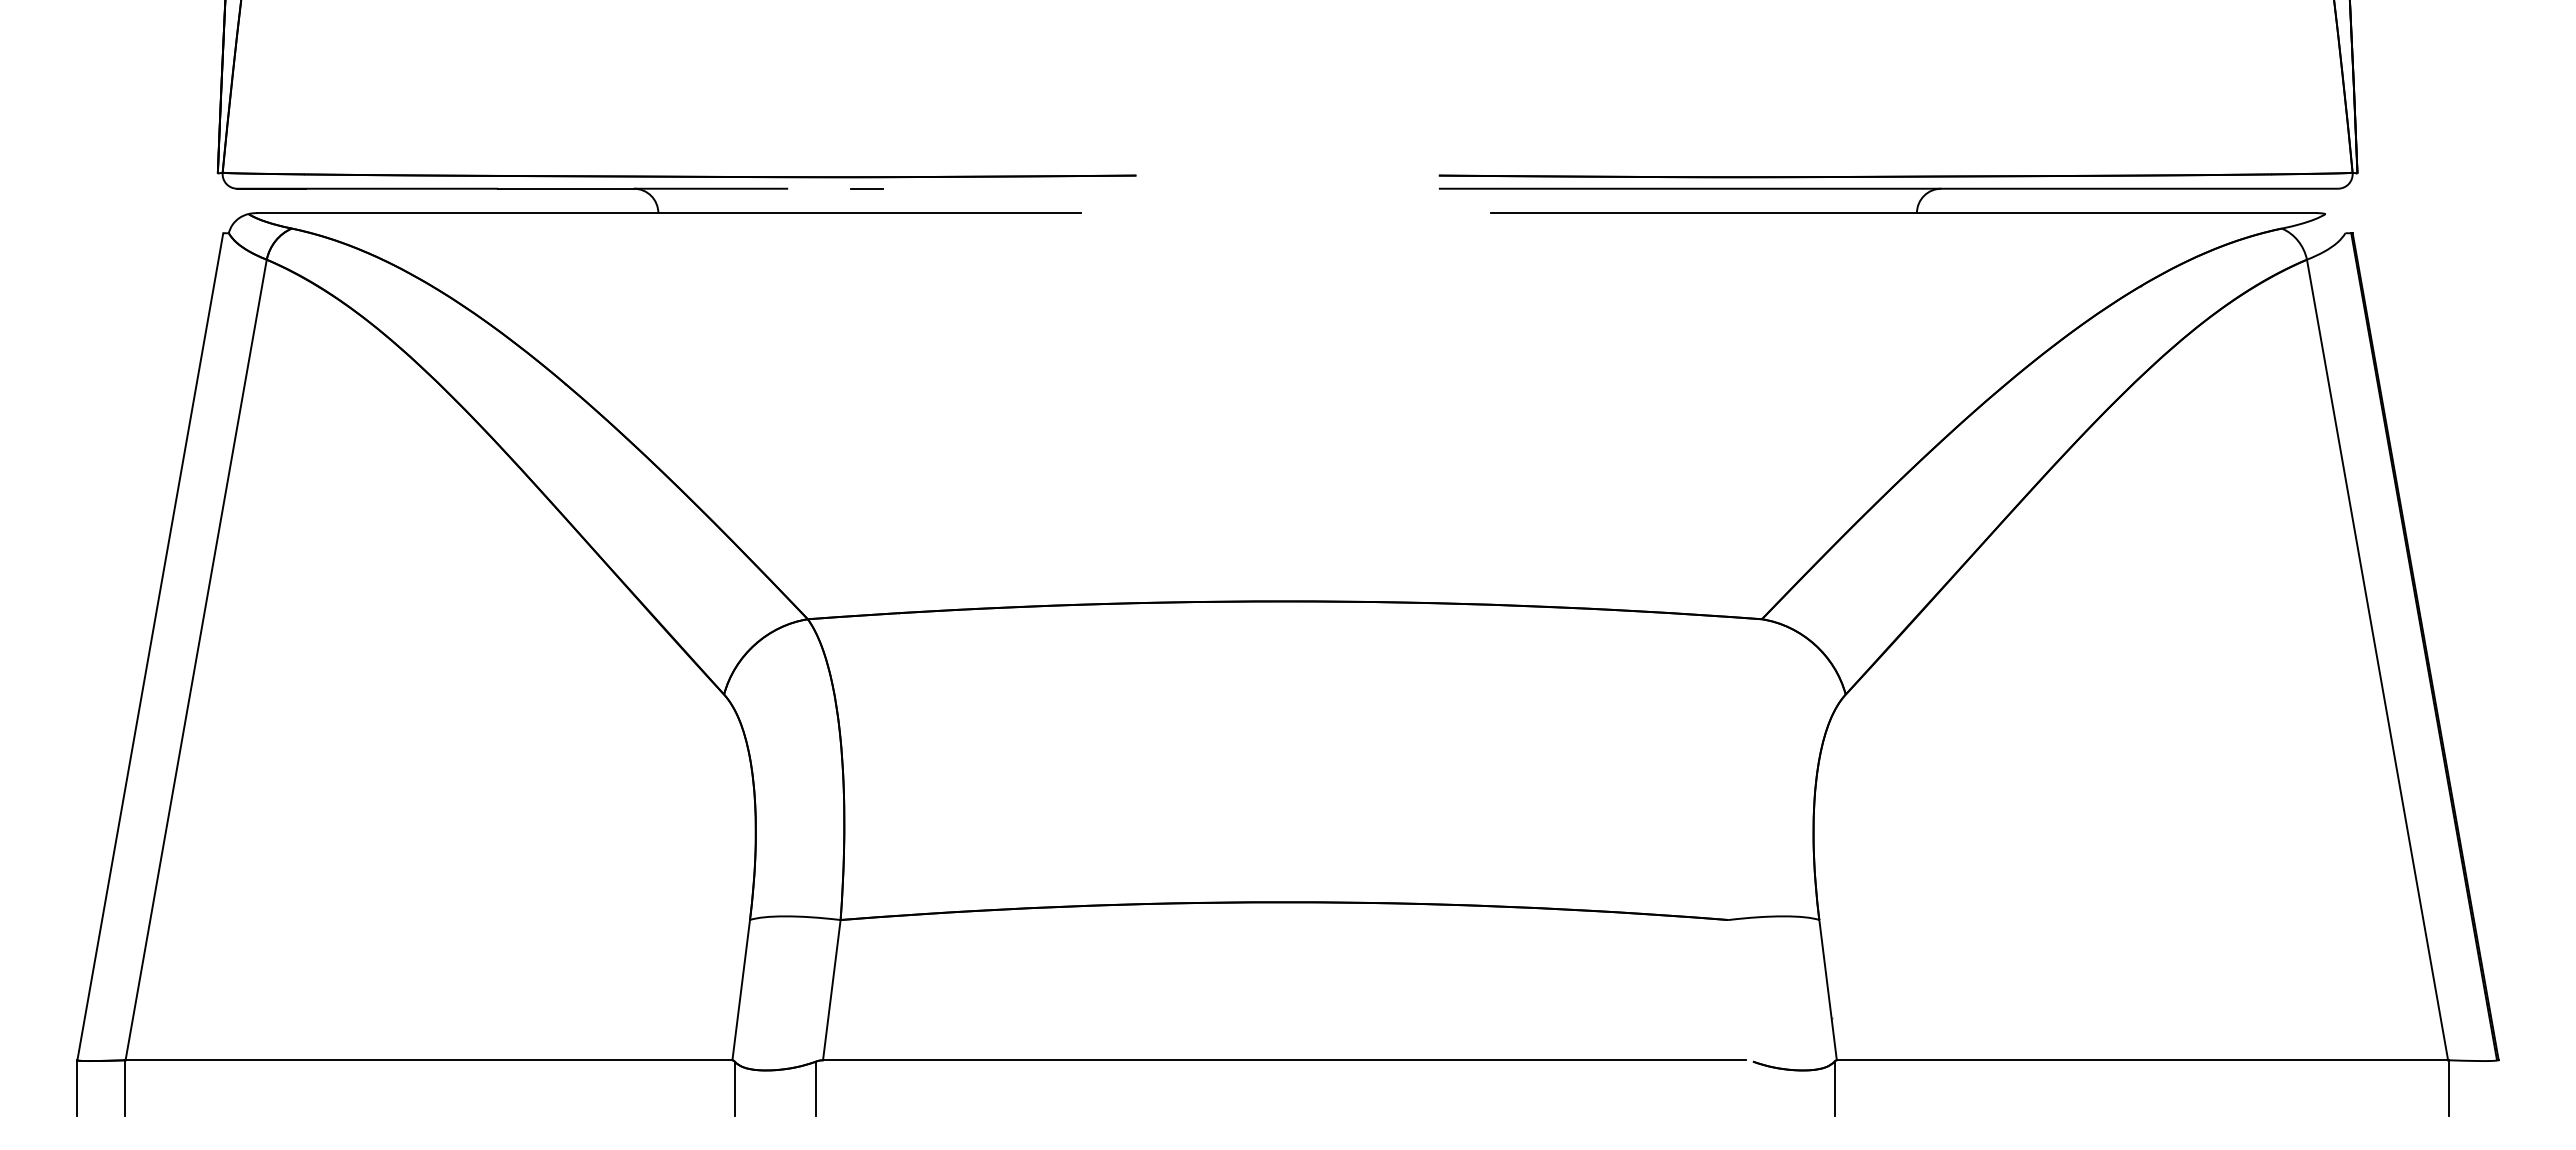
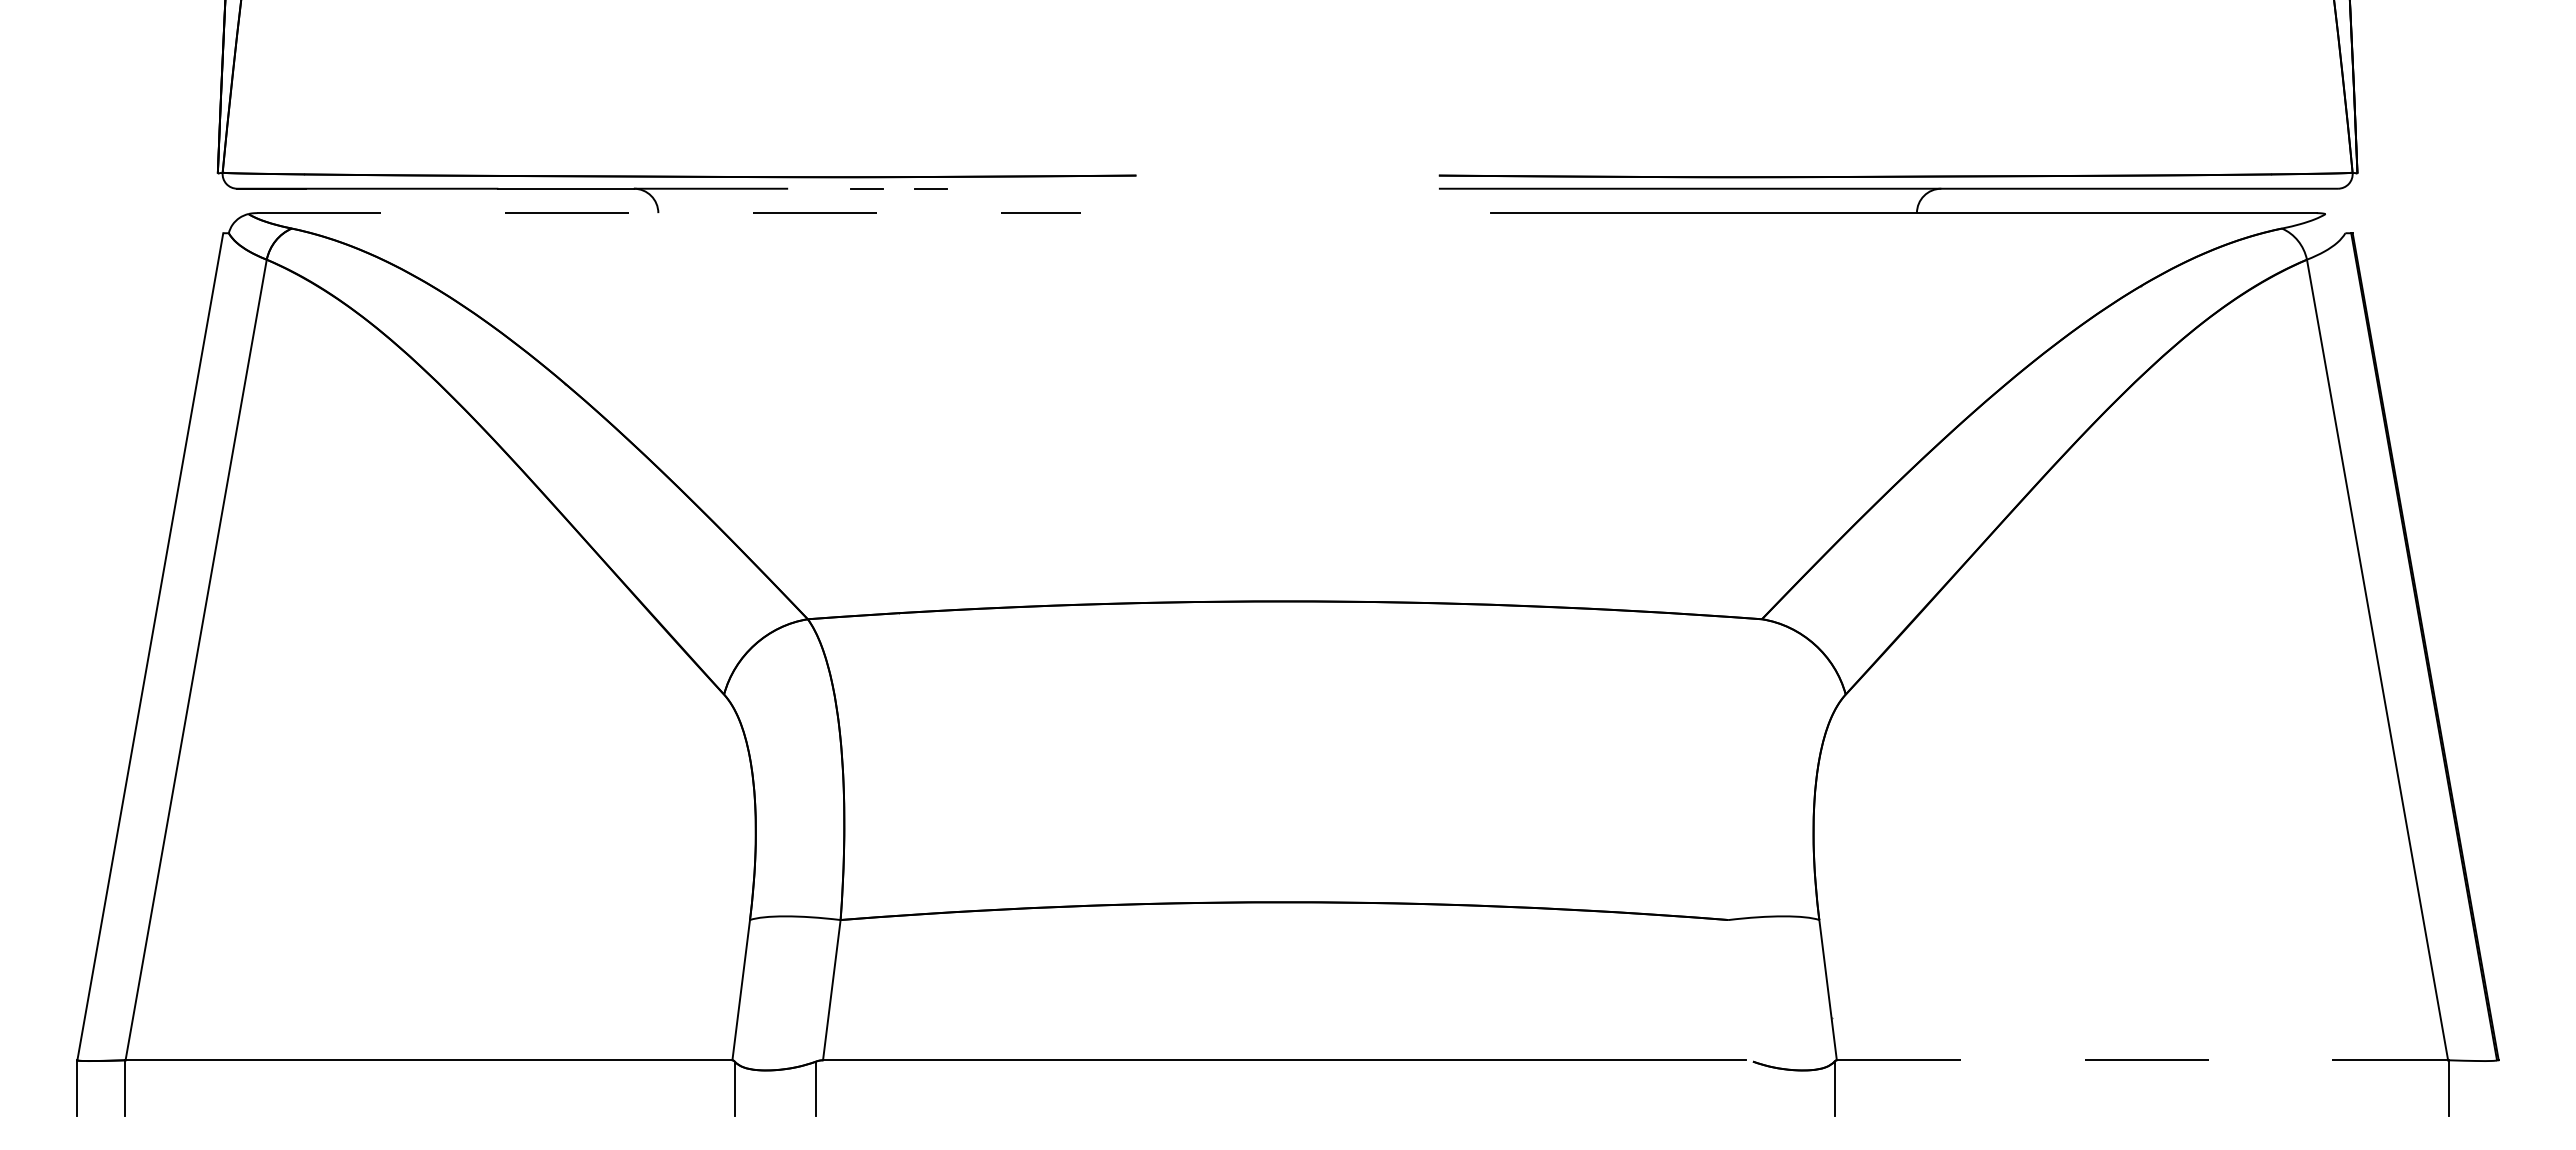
line: none -> present (930, 188)
line: solid -> dashed (669, 213)
line: solid -> dashed (2142, 1060)
